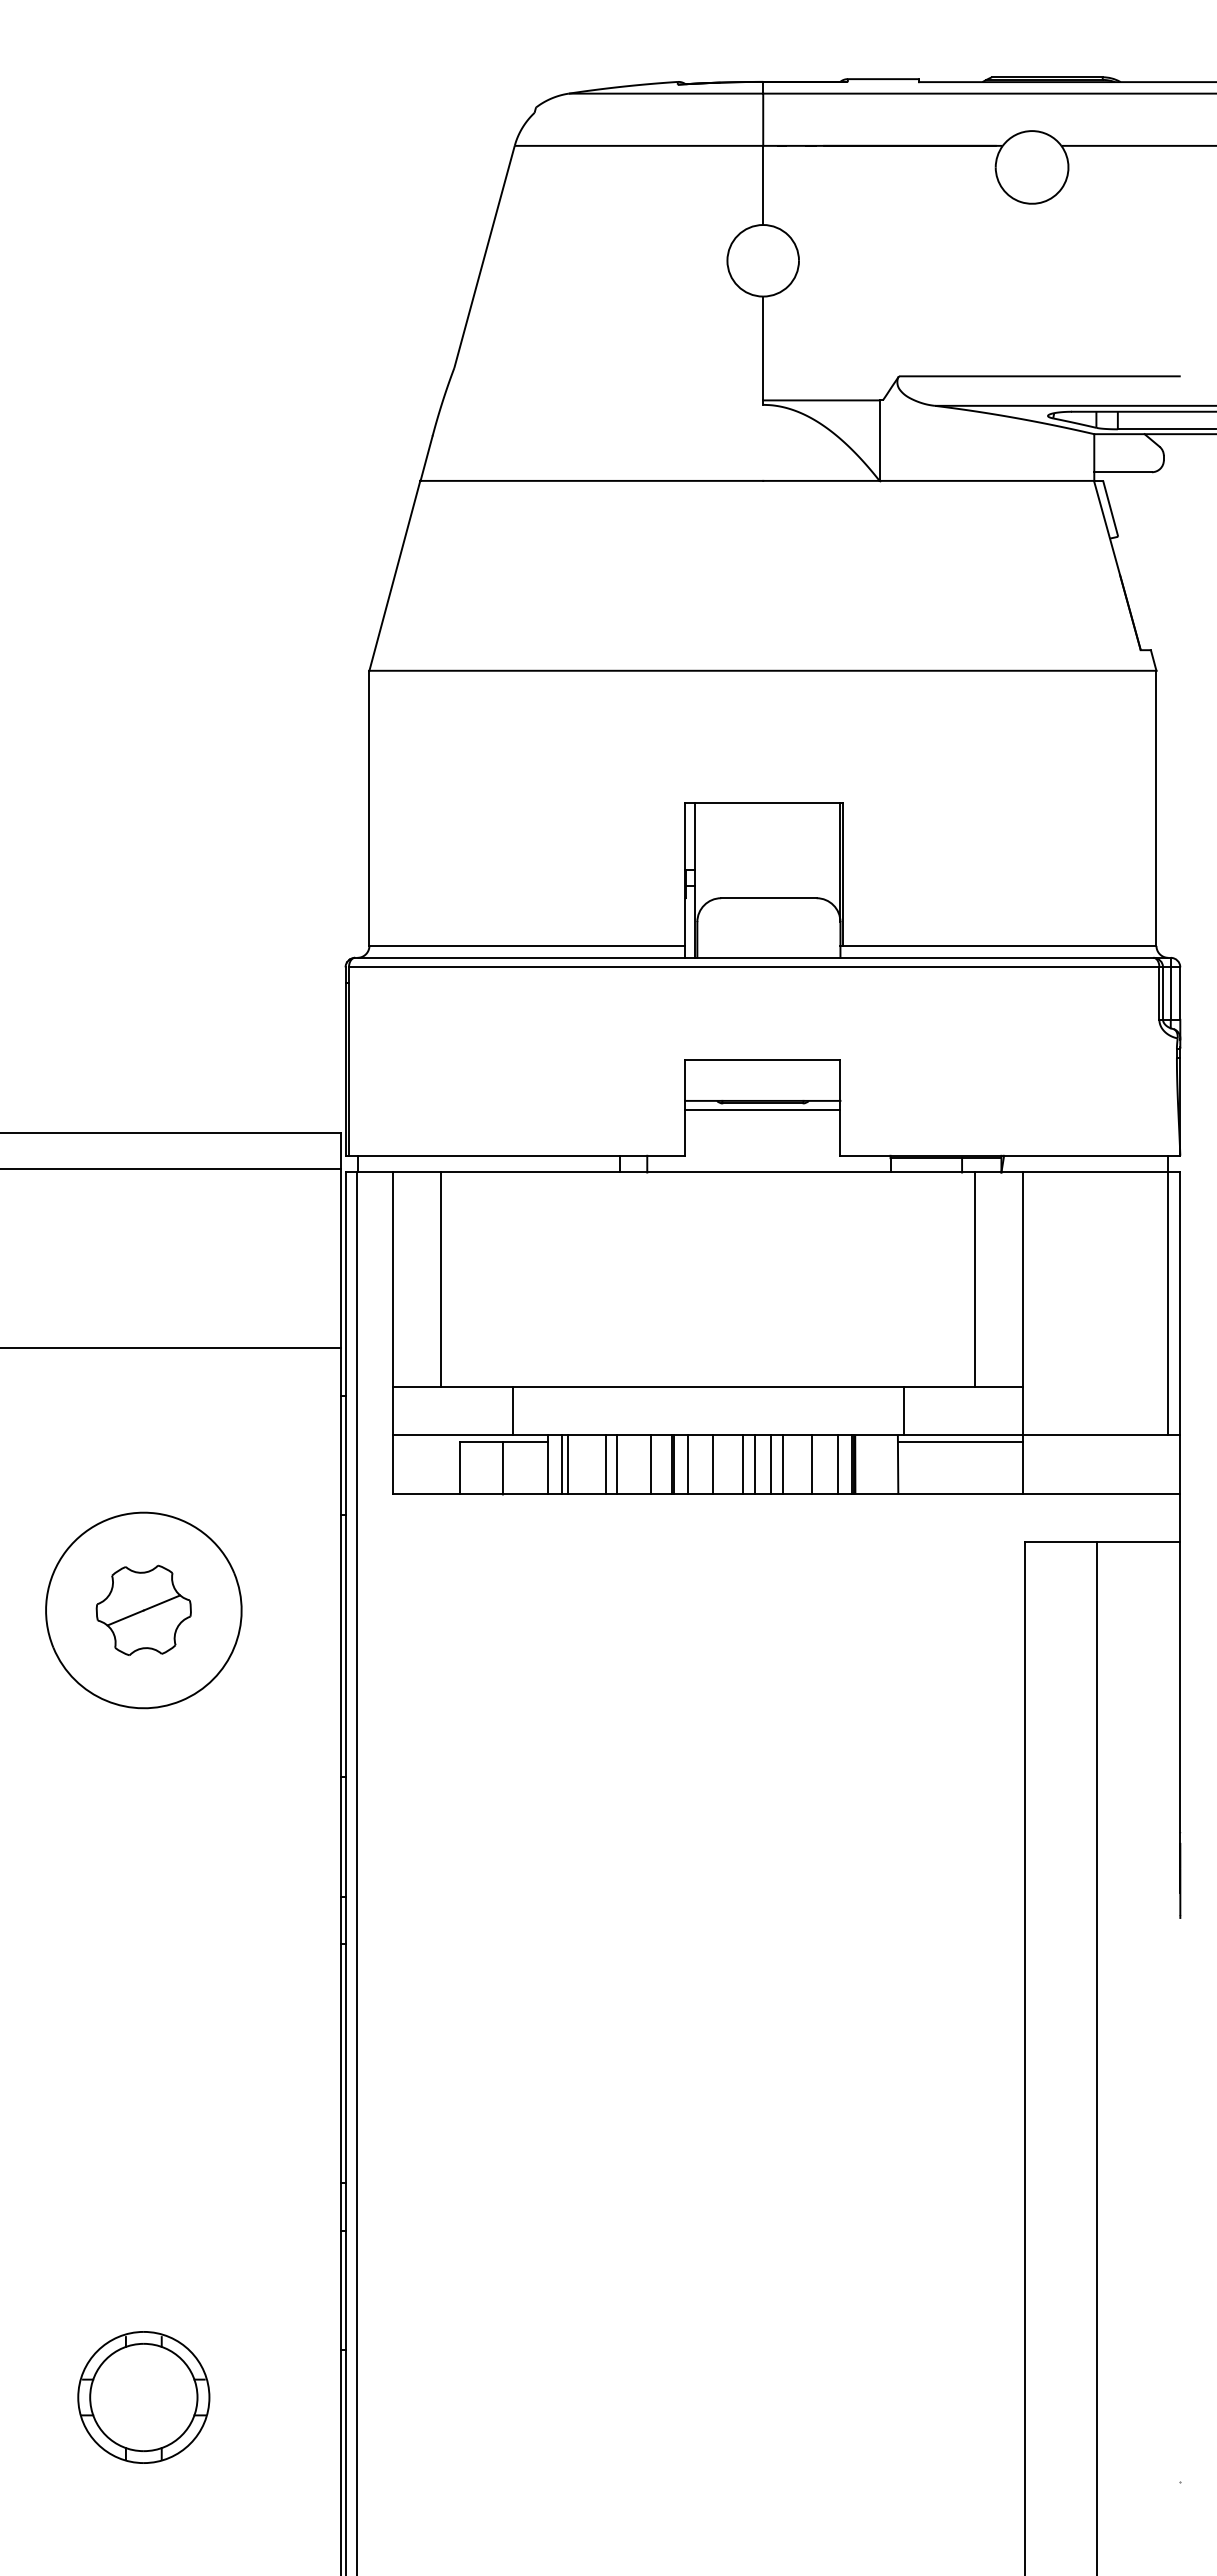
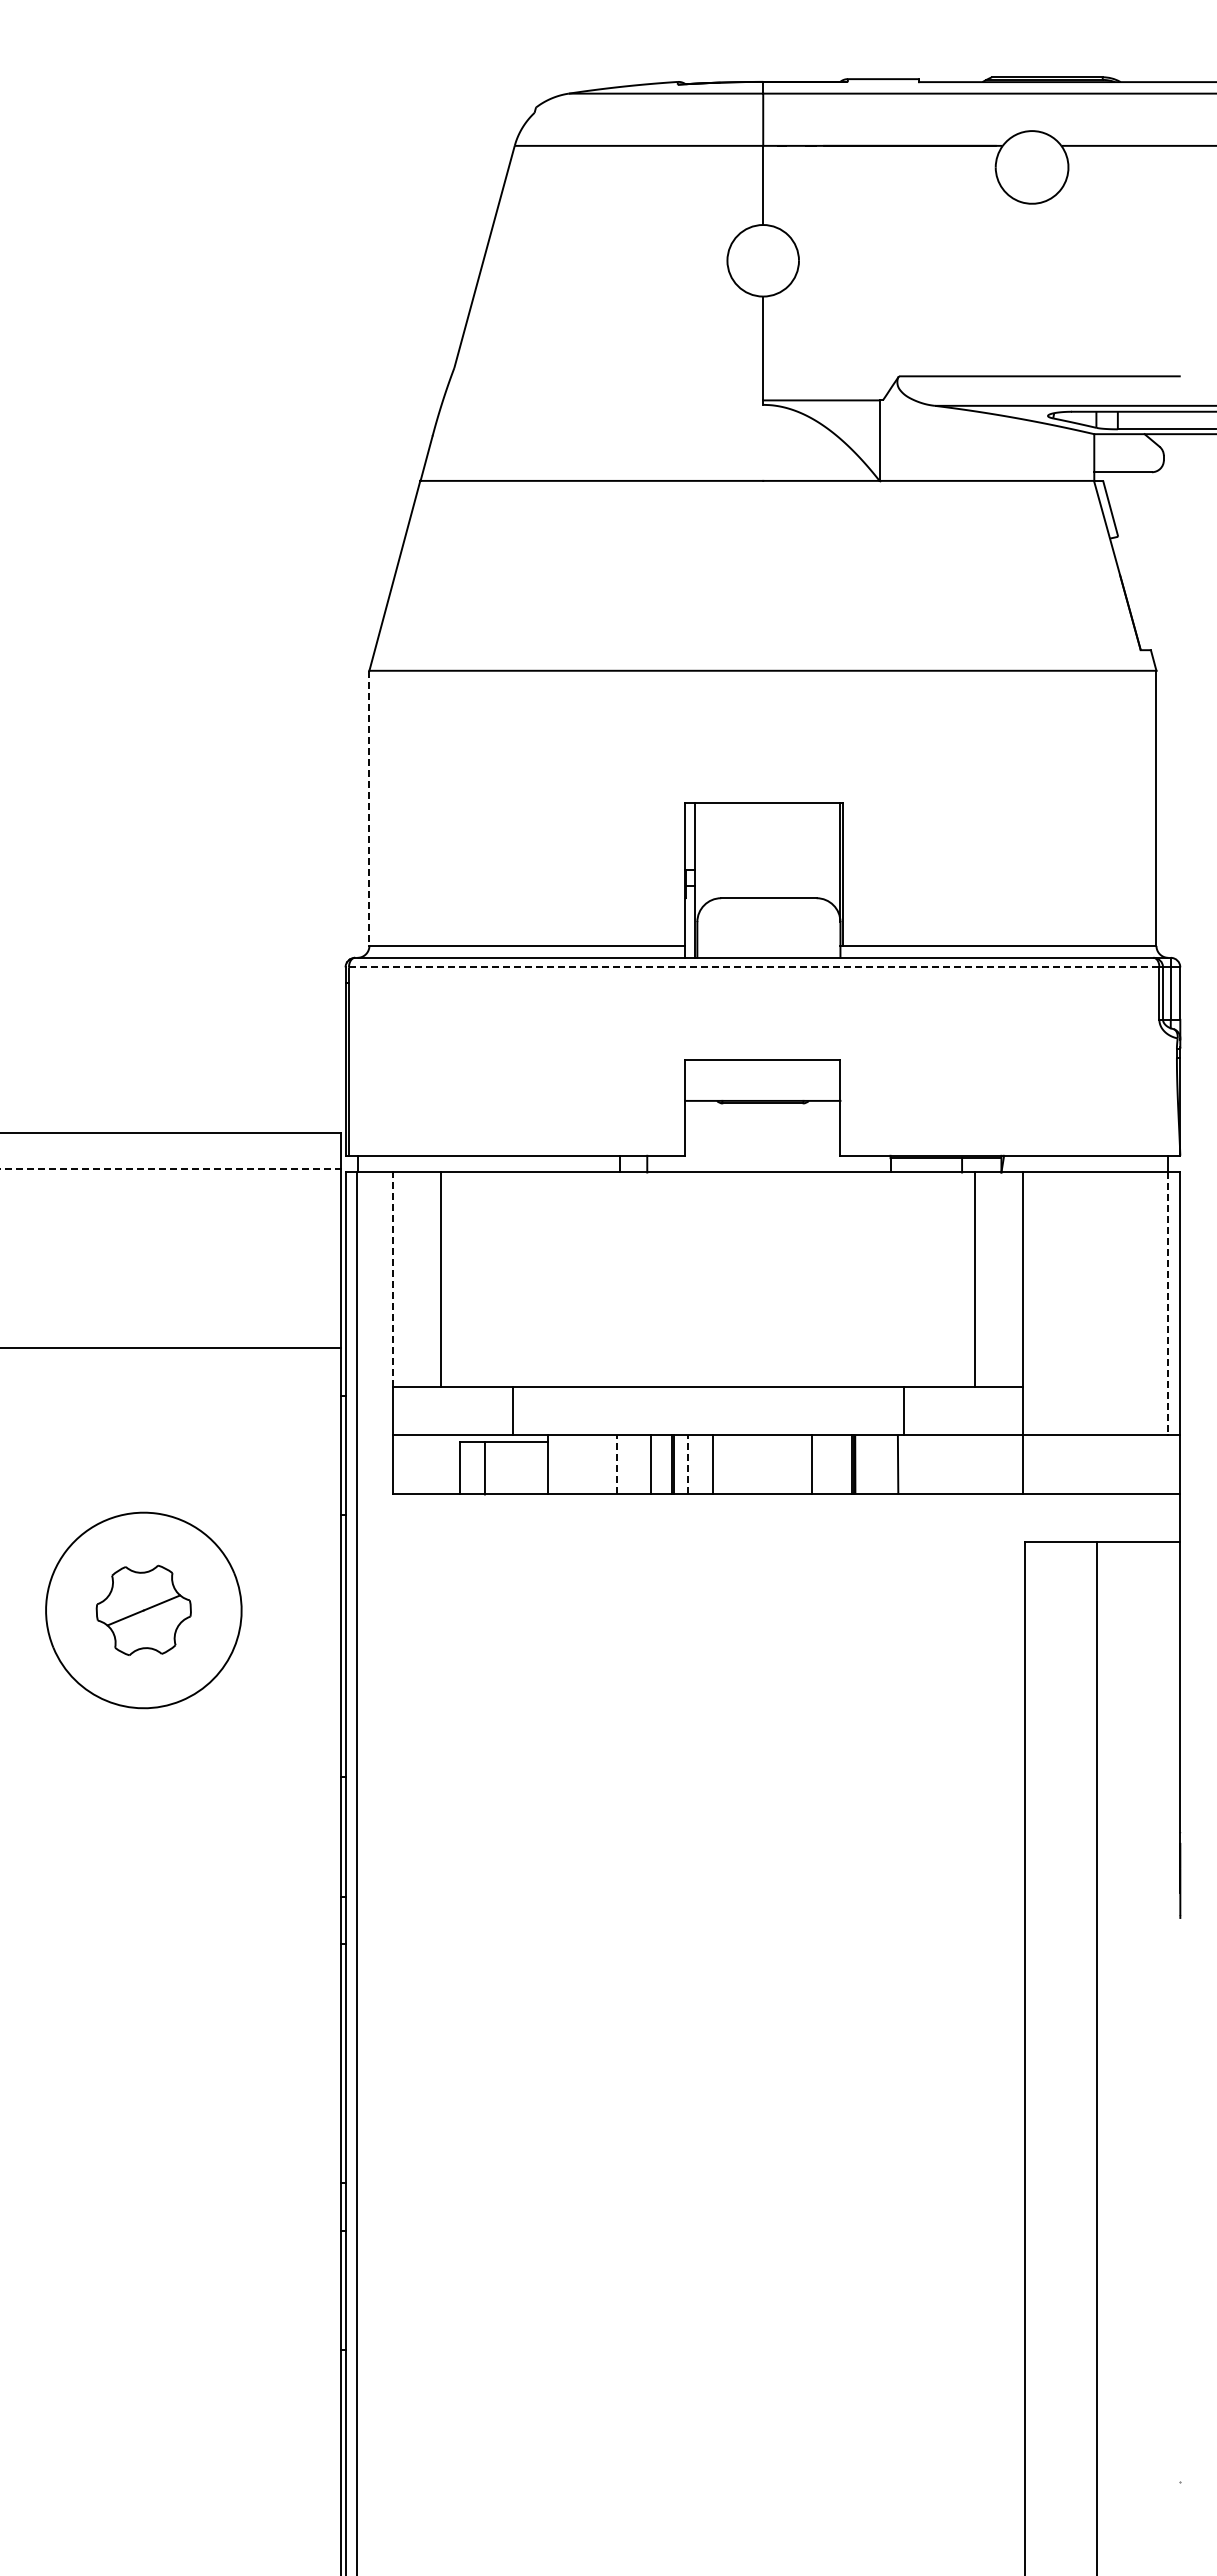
line: solid -> dashed (369, 808)
line: solid -> dashed (753, 967)
line: present -> none (762, 1110)
line: solid -> dashed (170, 1169)
line: solid -> dashed (393, 1279)
line: solid -> dashed (1168, 1304)
line: present -> none (960, 1441)
line: present -> none (561, 1464)
line: present -> none (567, 1464)
line: present -> none (605, 1464)
line: solid -> dashed (616, 1464)
line: solid -> dashed (688, 1464)
line: present -> none (742, 1464)
line: present -> none (755, 1464)
line: present -> none (770, 1464)
line: present -> none (783, 1464)
line: present -> none (837, 1464)
line position: (502, 1467) -> (484, 1467) (484, 1467)
part: present -> none (143, 2397)
